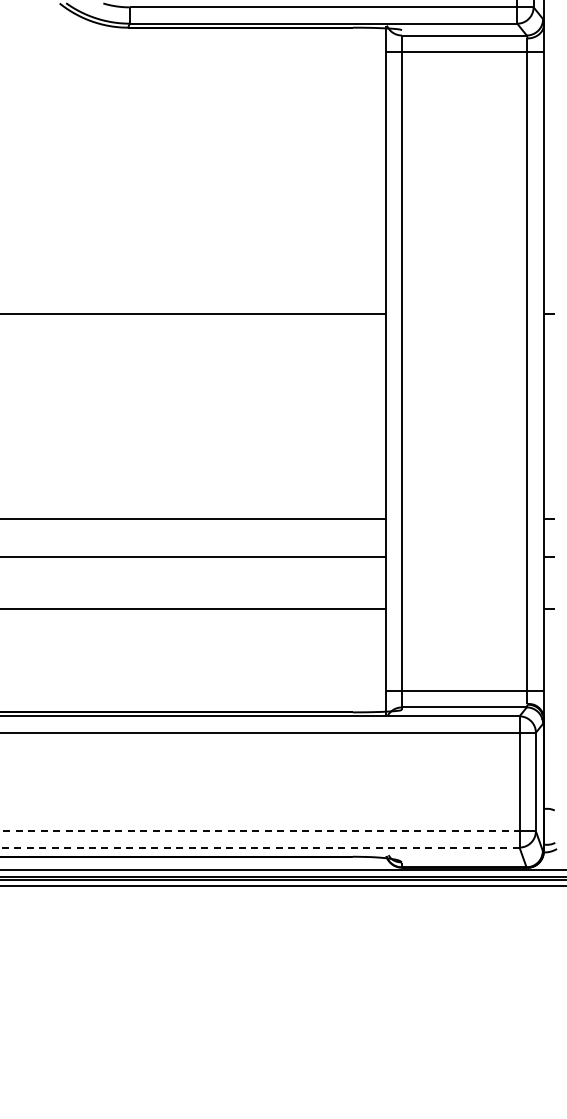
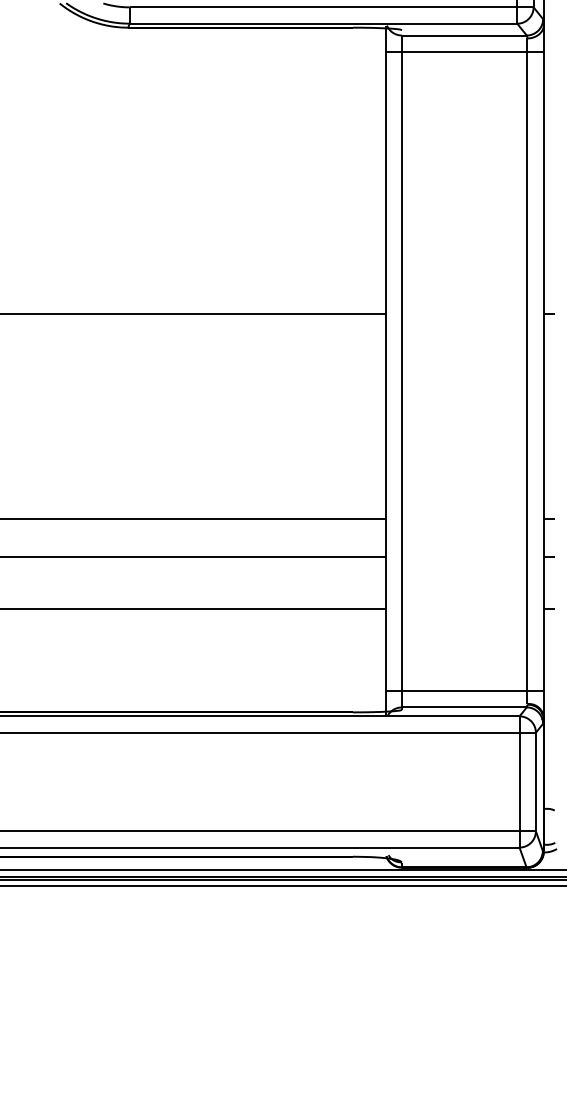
line: dashed -> solid (260, 831)
line: dashed -> solid (259, 847)
